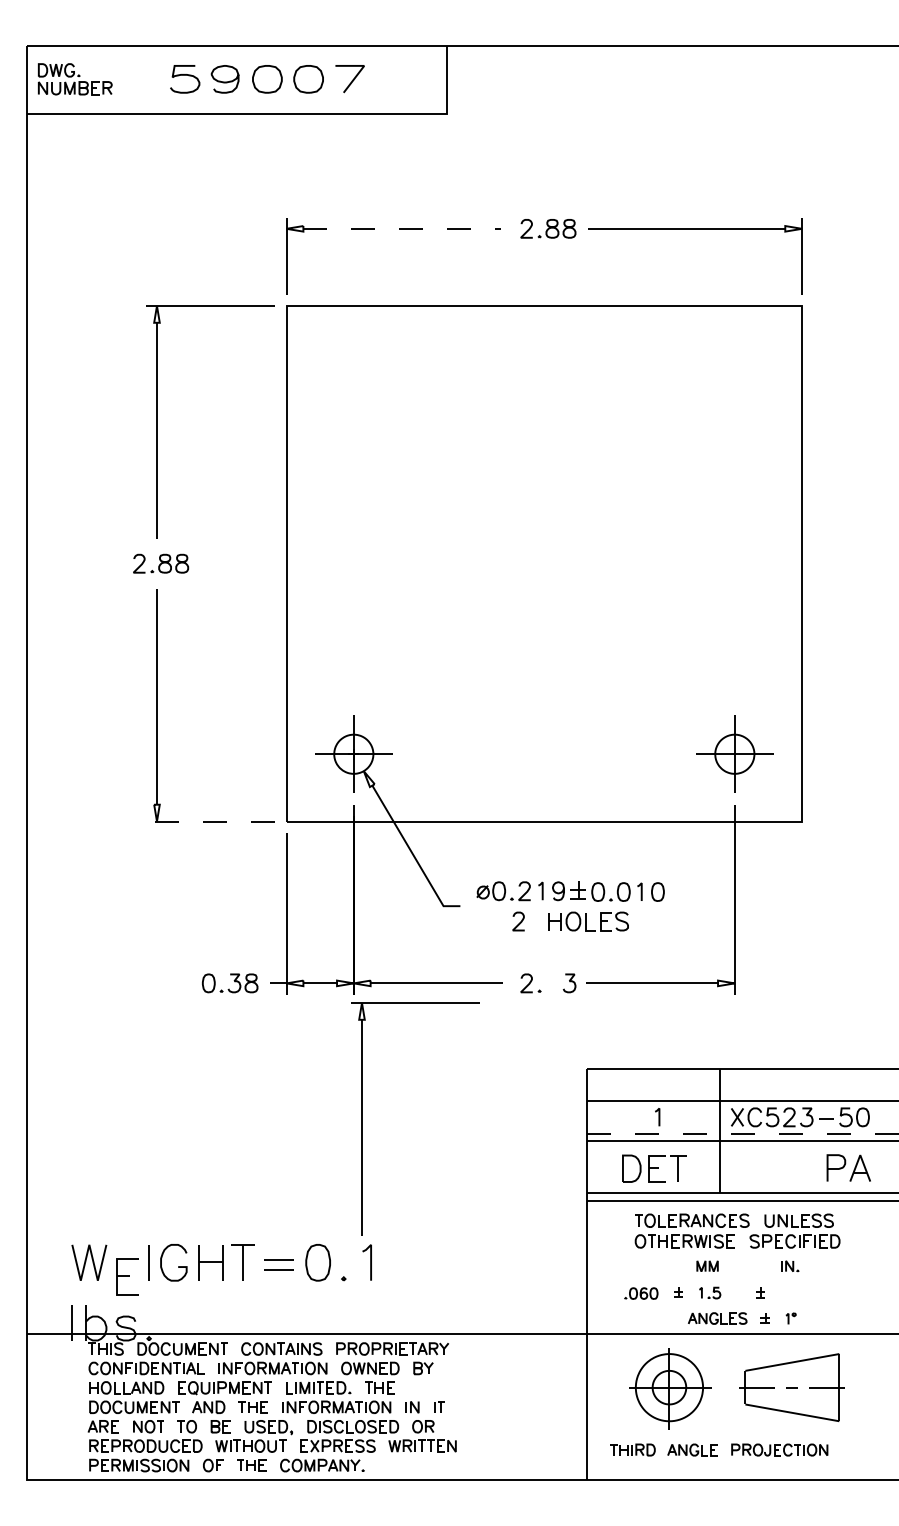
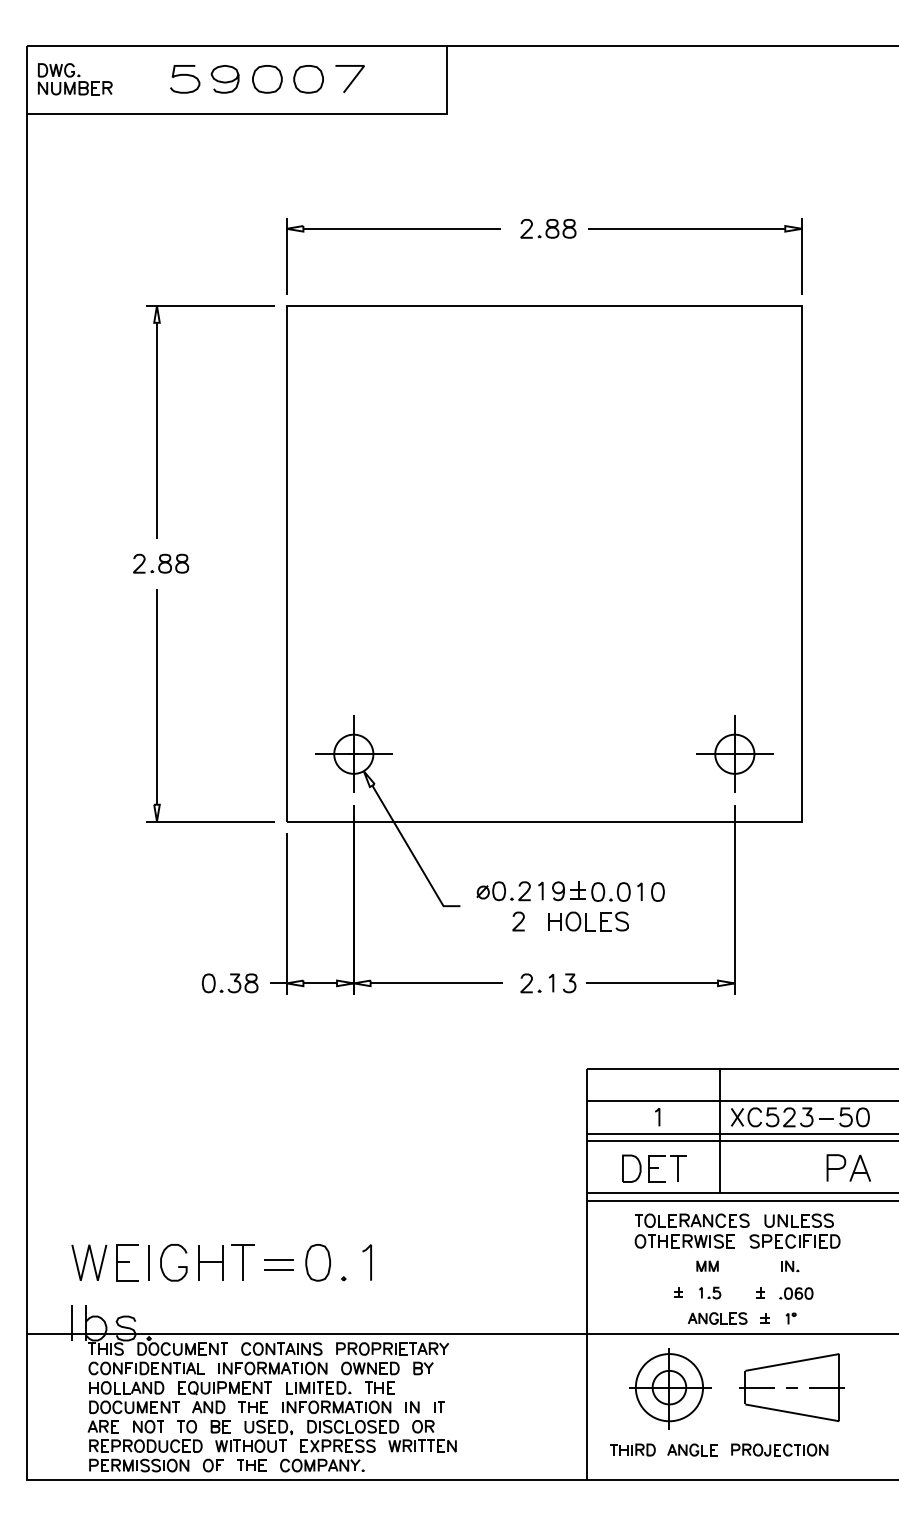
line: dashed -> solid (402, 228)
line: dashed -> solid (210, 821)
line: none -> present (552, 983)
part: present -> none (362, 1118)
line: dashed -> solid (743, 1133)
part position: (127, 1276) -> (127, 1262) (127, 1262)
part position: (641, 1293) -> (796, 1293) (796, 1293)
